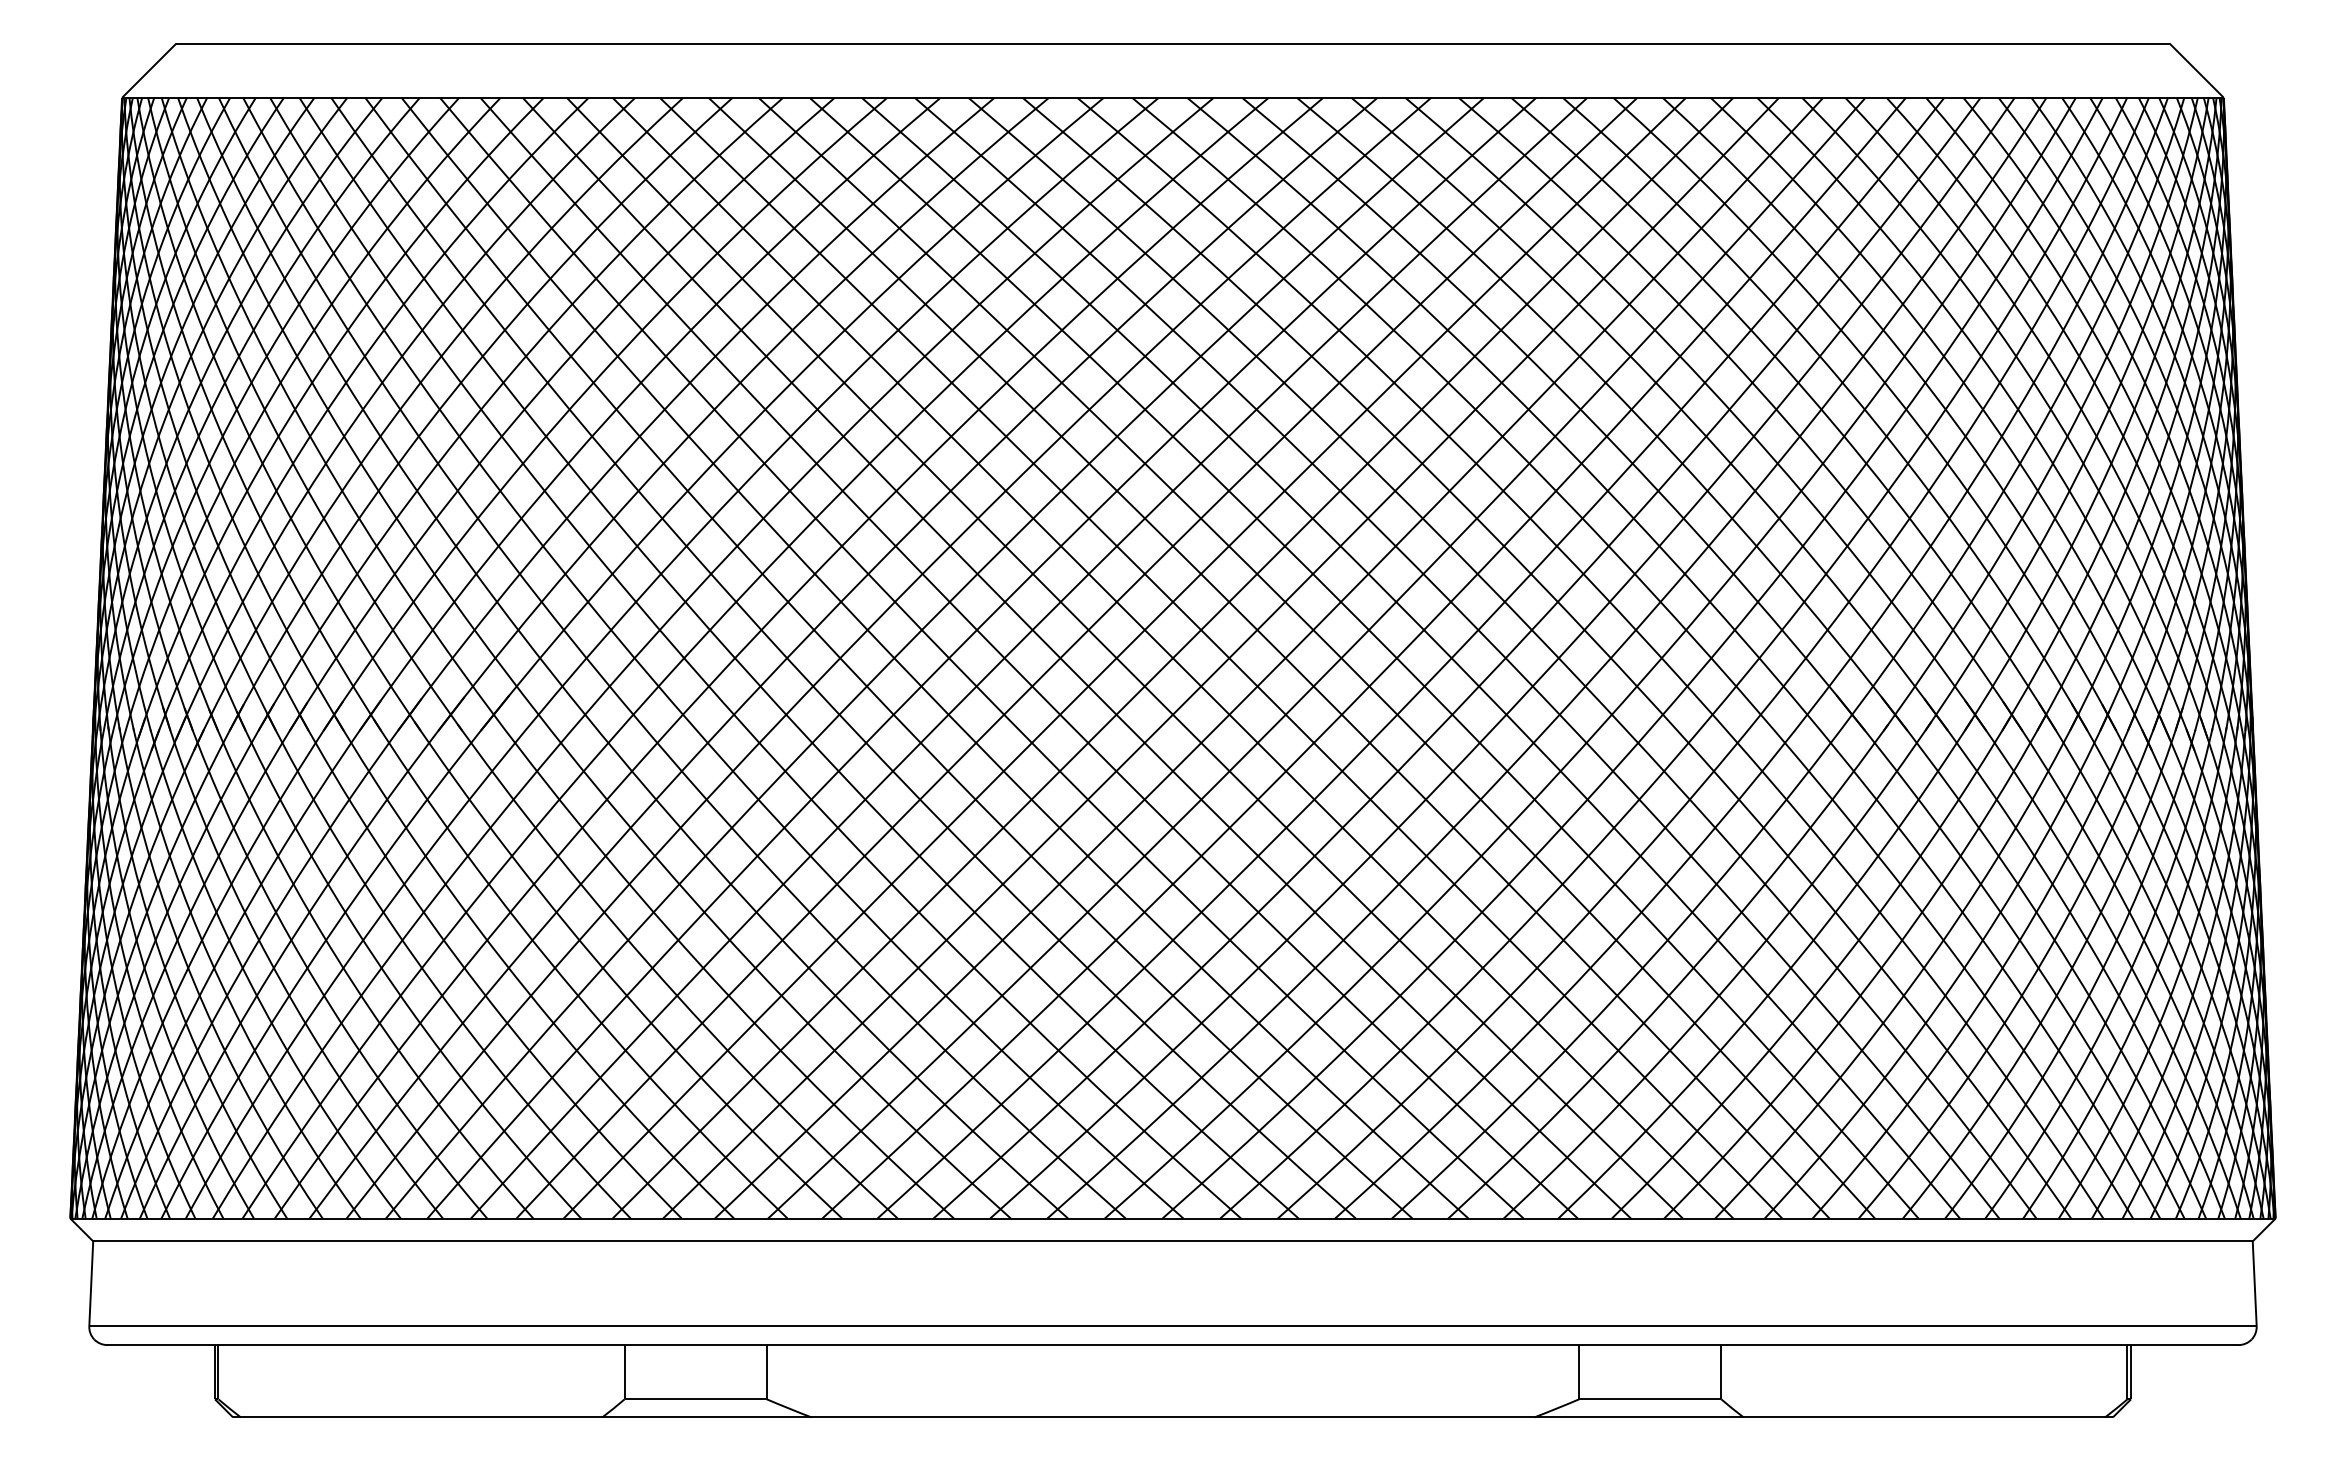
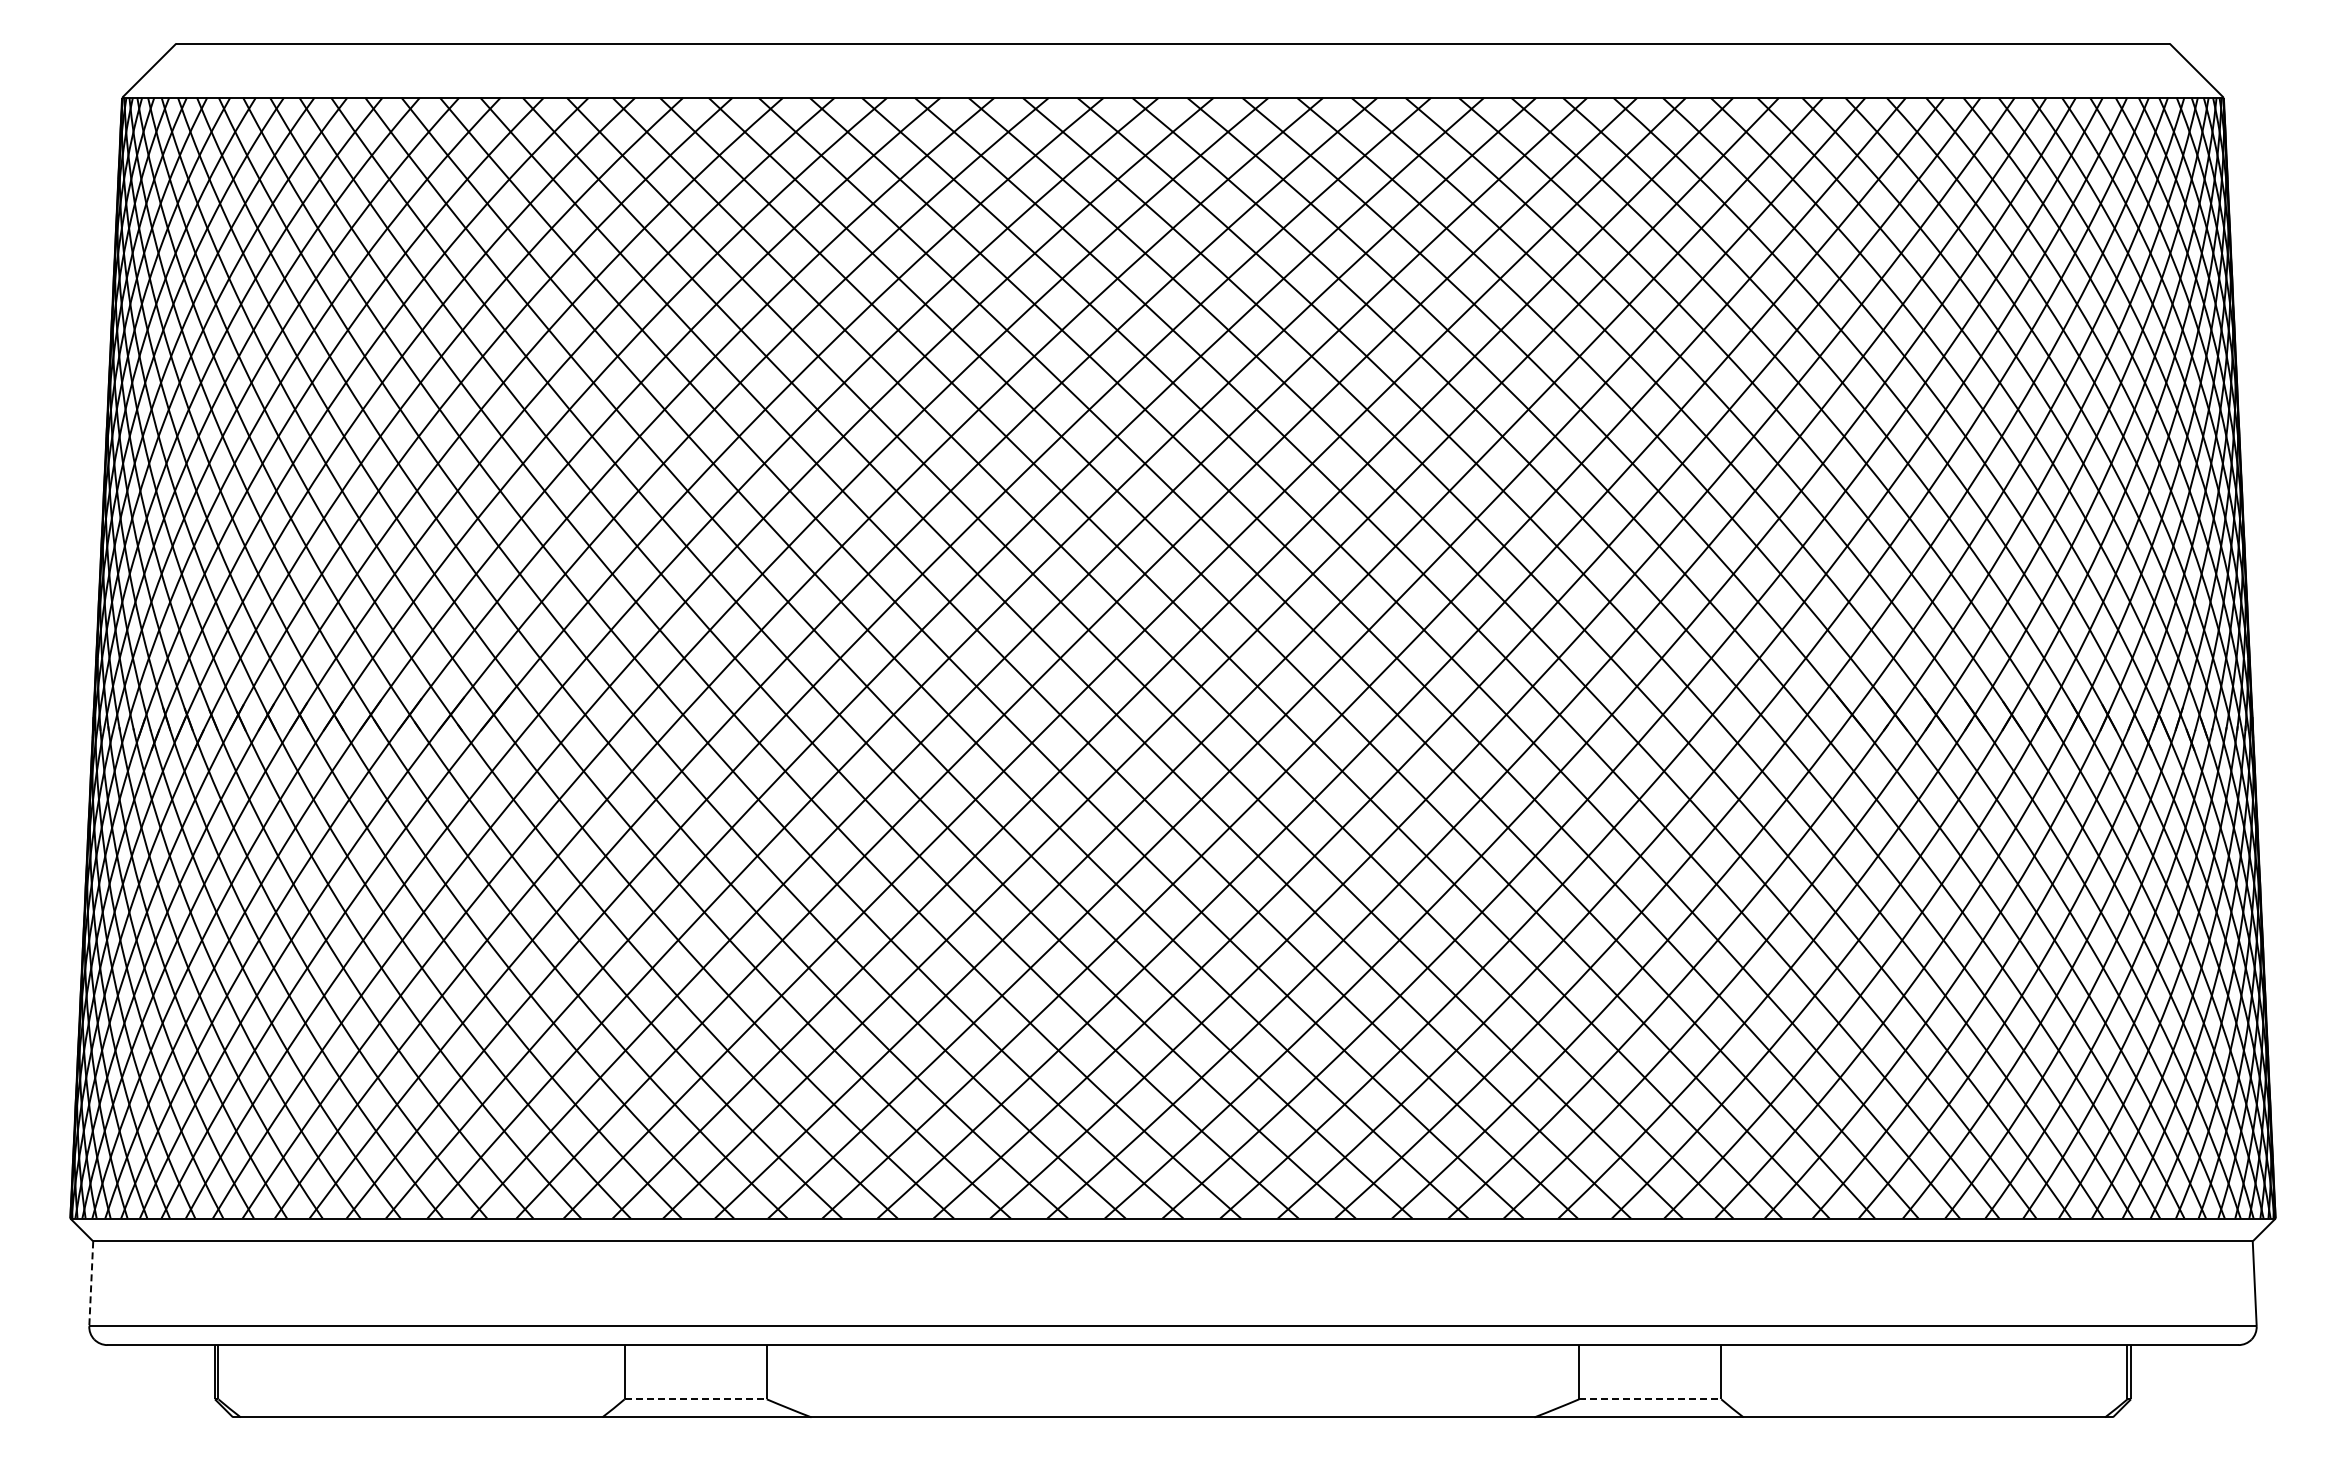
line: solid -> dashed (91, 1284)
line: solid -> dashed (696, 1399)
line: solid -> dashed (1650, 1399)
